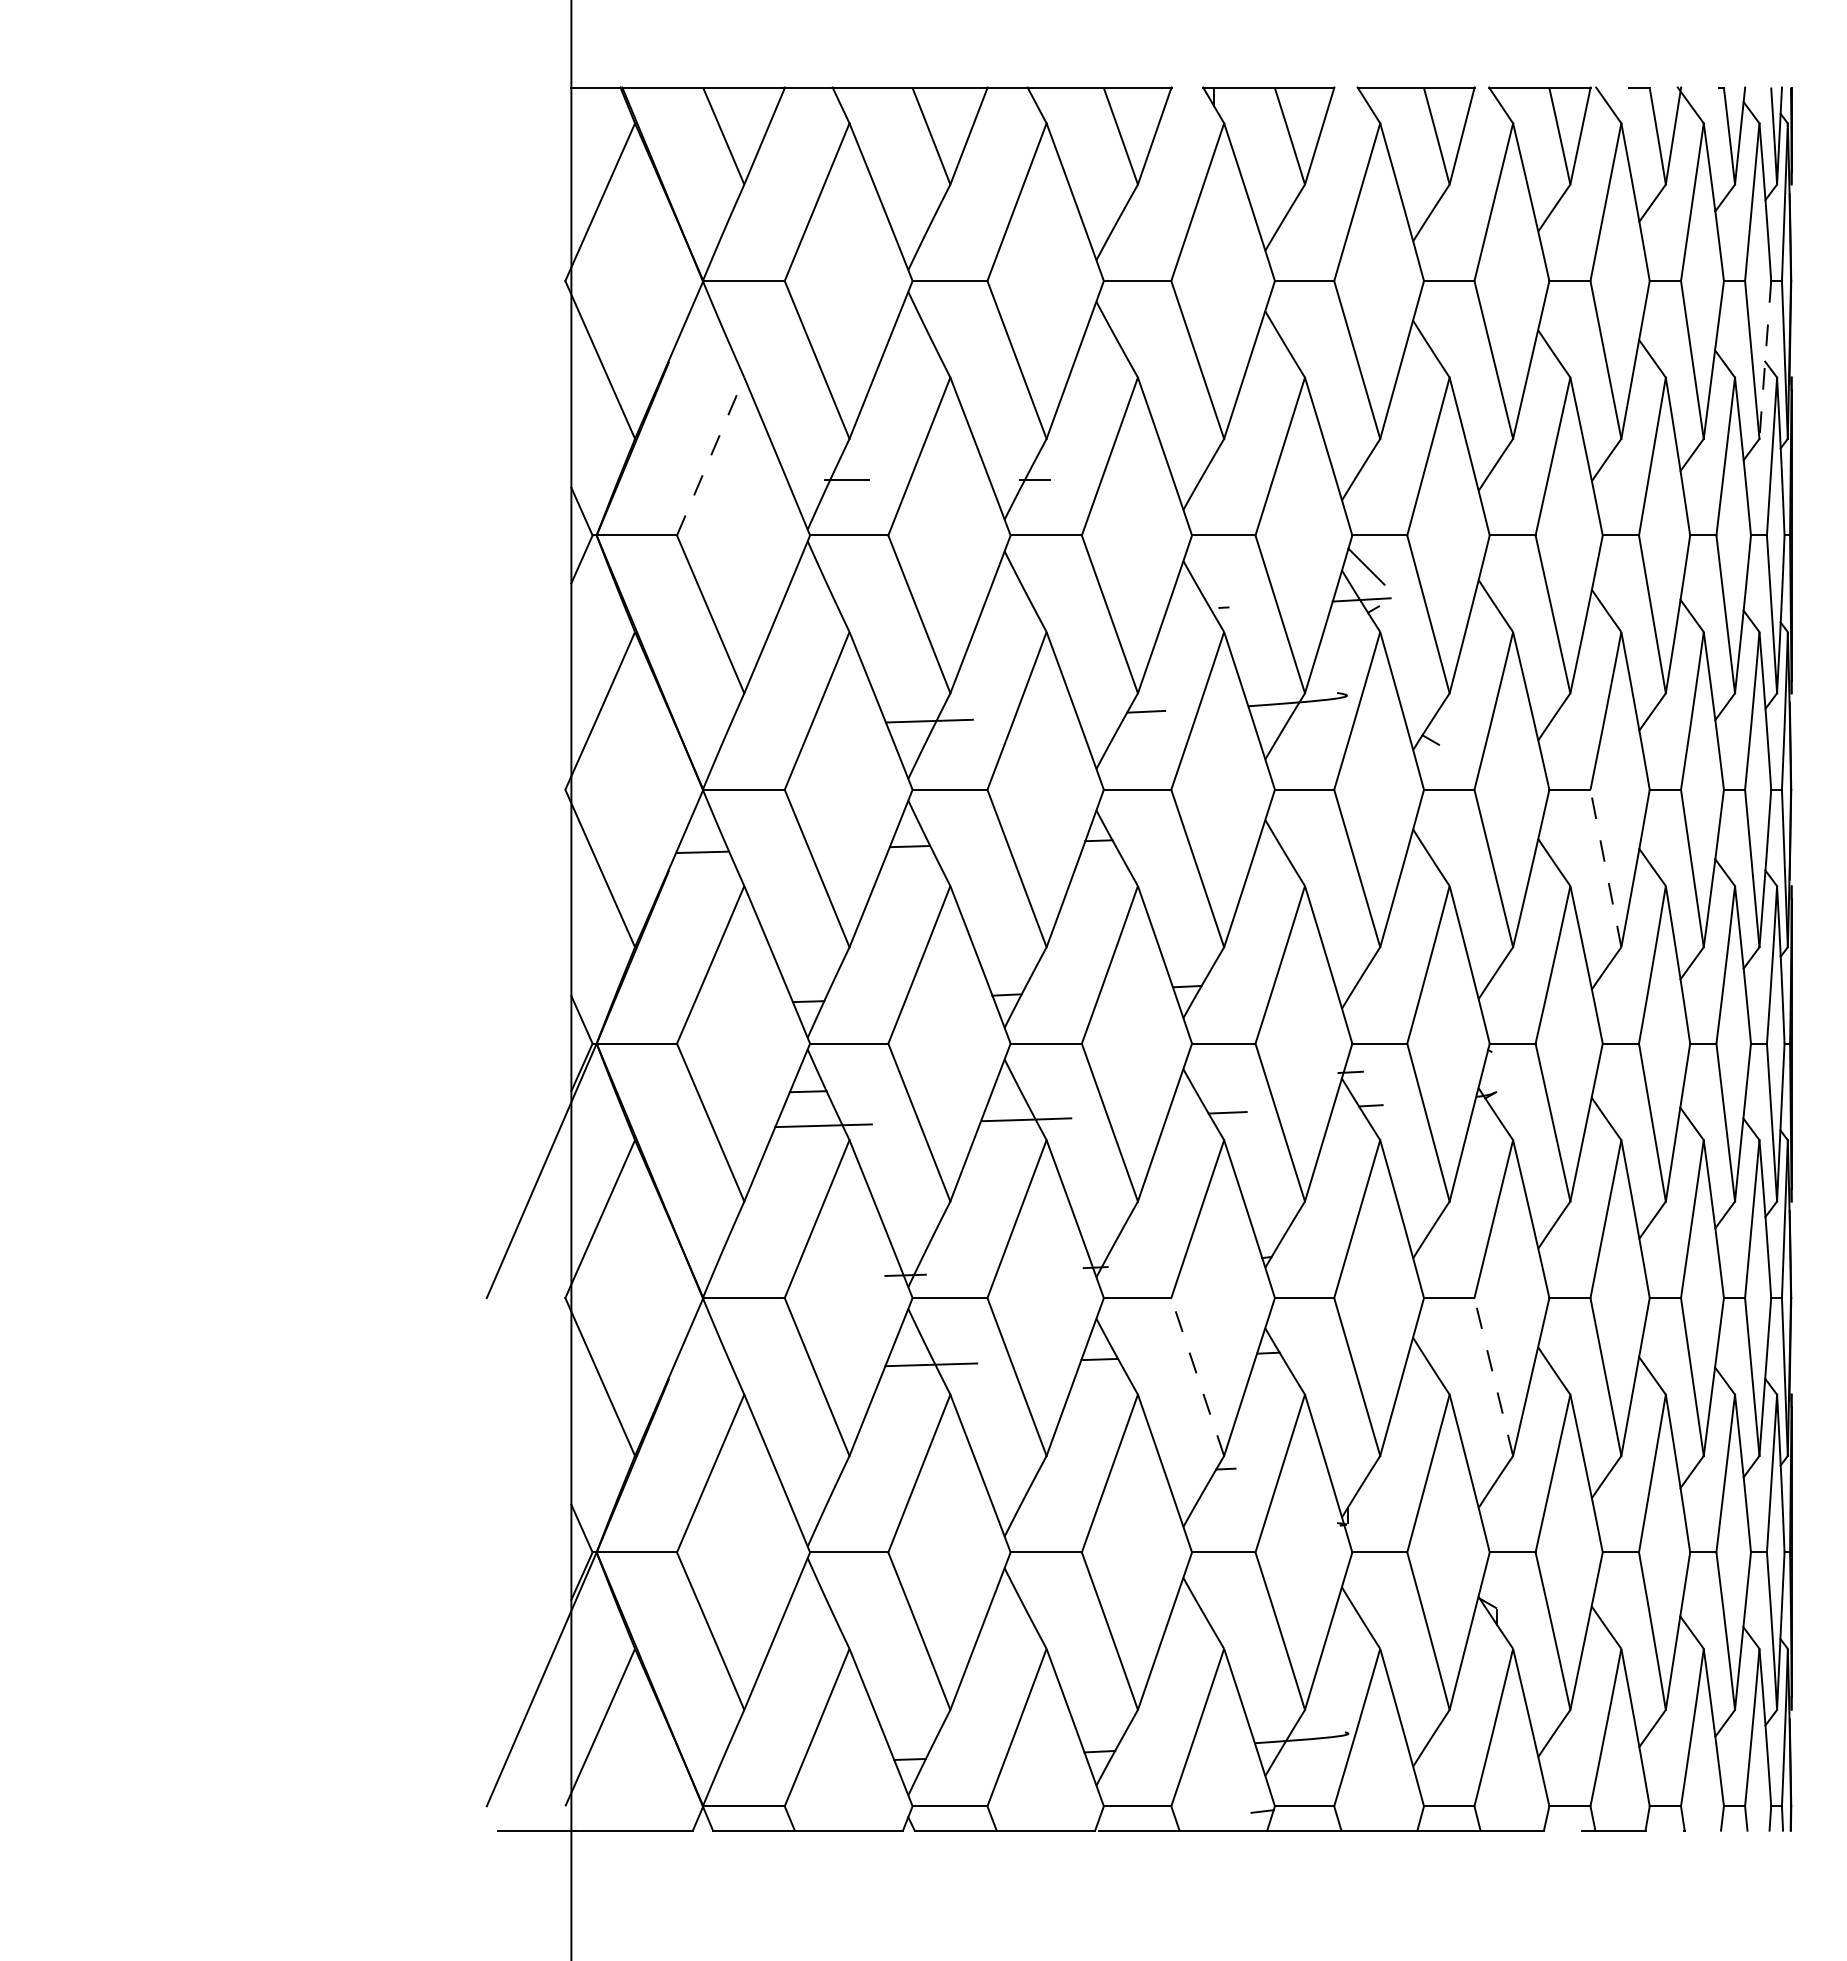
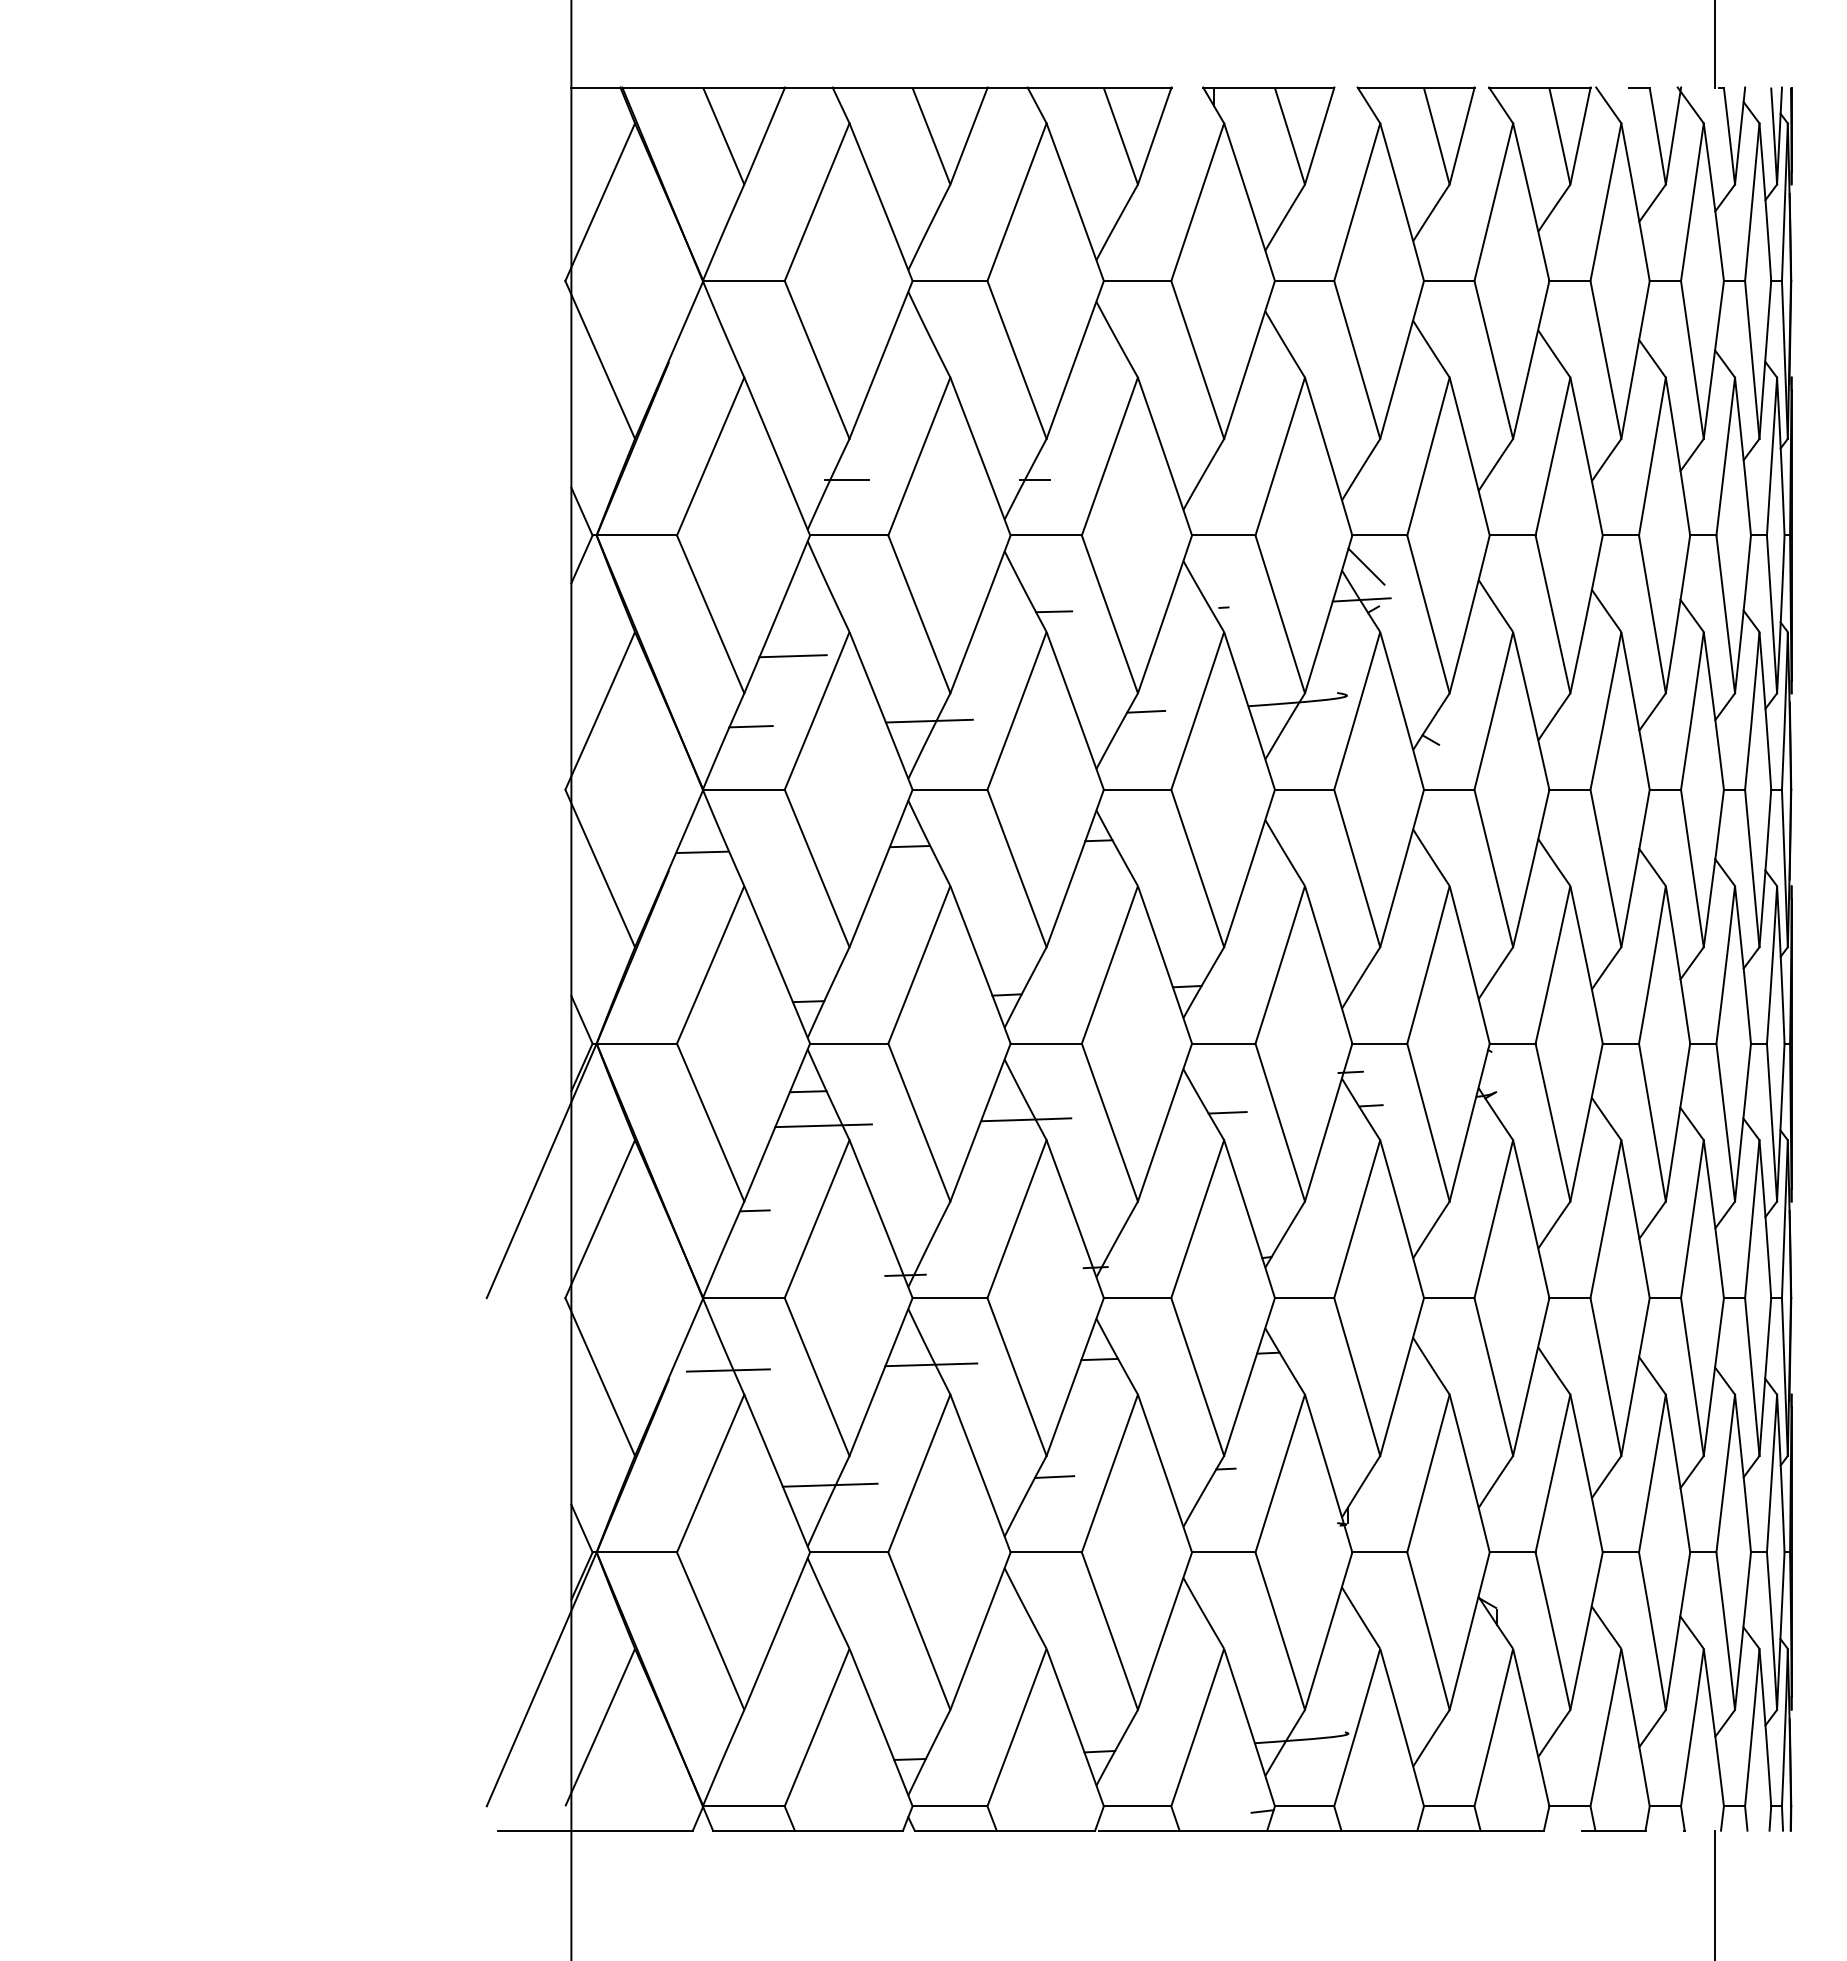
line: none -> present (1715, 44)
line: dashed -> solid (1765, 360)
line: dashed -> solid (710, 456)
line: none -> present (1054, 611)
line: none -> present (792, 656)
line: none -> present (750, 726)
line: dashed -> solid (1605, 868)
line: none -> present (754, 1210)
line: none -> present (727, 1370)
line: dashed -> solid (1197, 1376)
line: dashed -> solid (1493, 1376)
line: none -> present (1054, 1476)
line: none -> present (829, 1484)
line: none -> present (1715, 1893)
